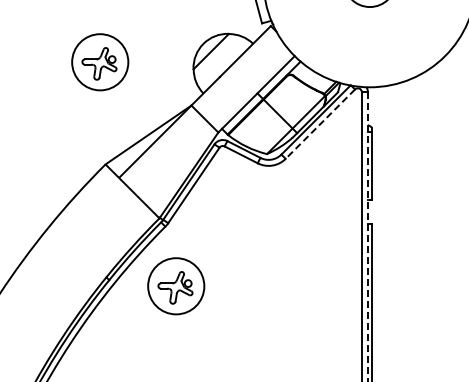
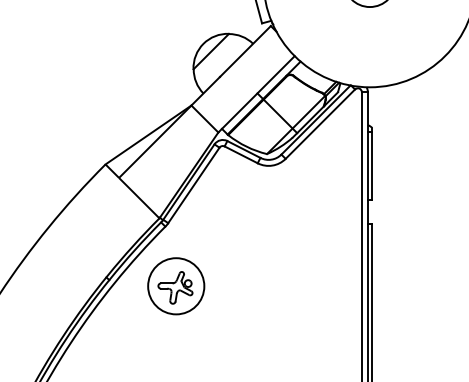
part: present -> none (100, 62)
line: dashed -> solid (320, 124)
line: dashed -> solid (367, 237)
